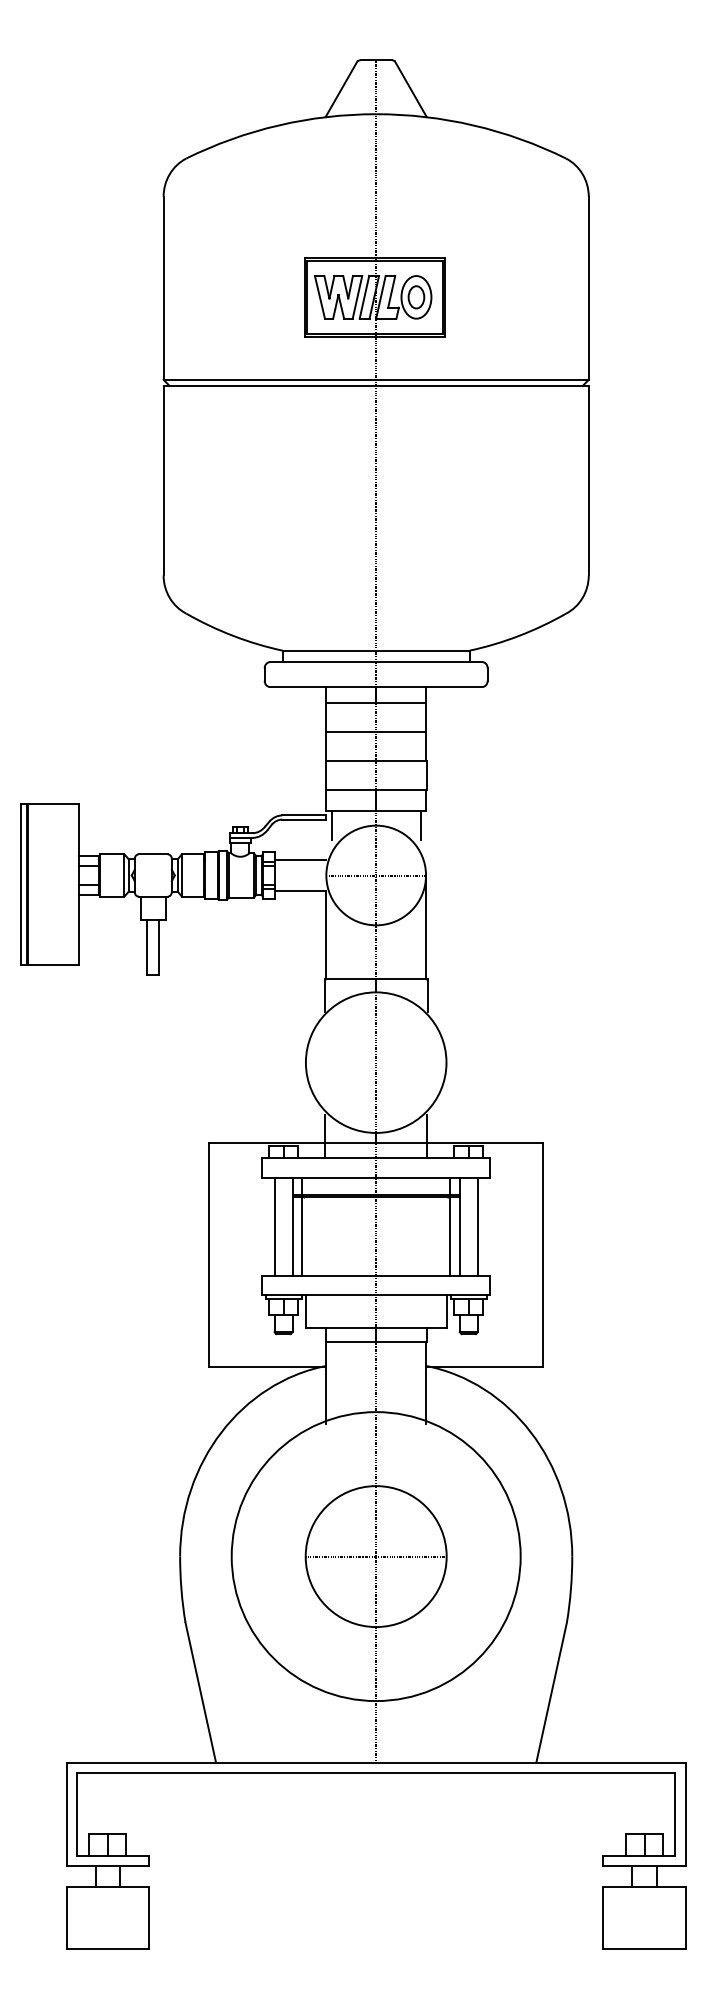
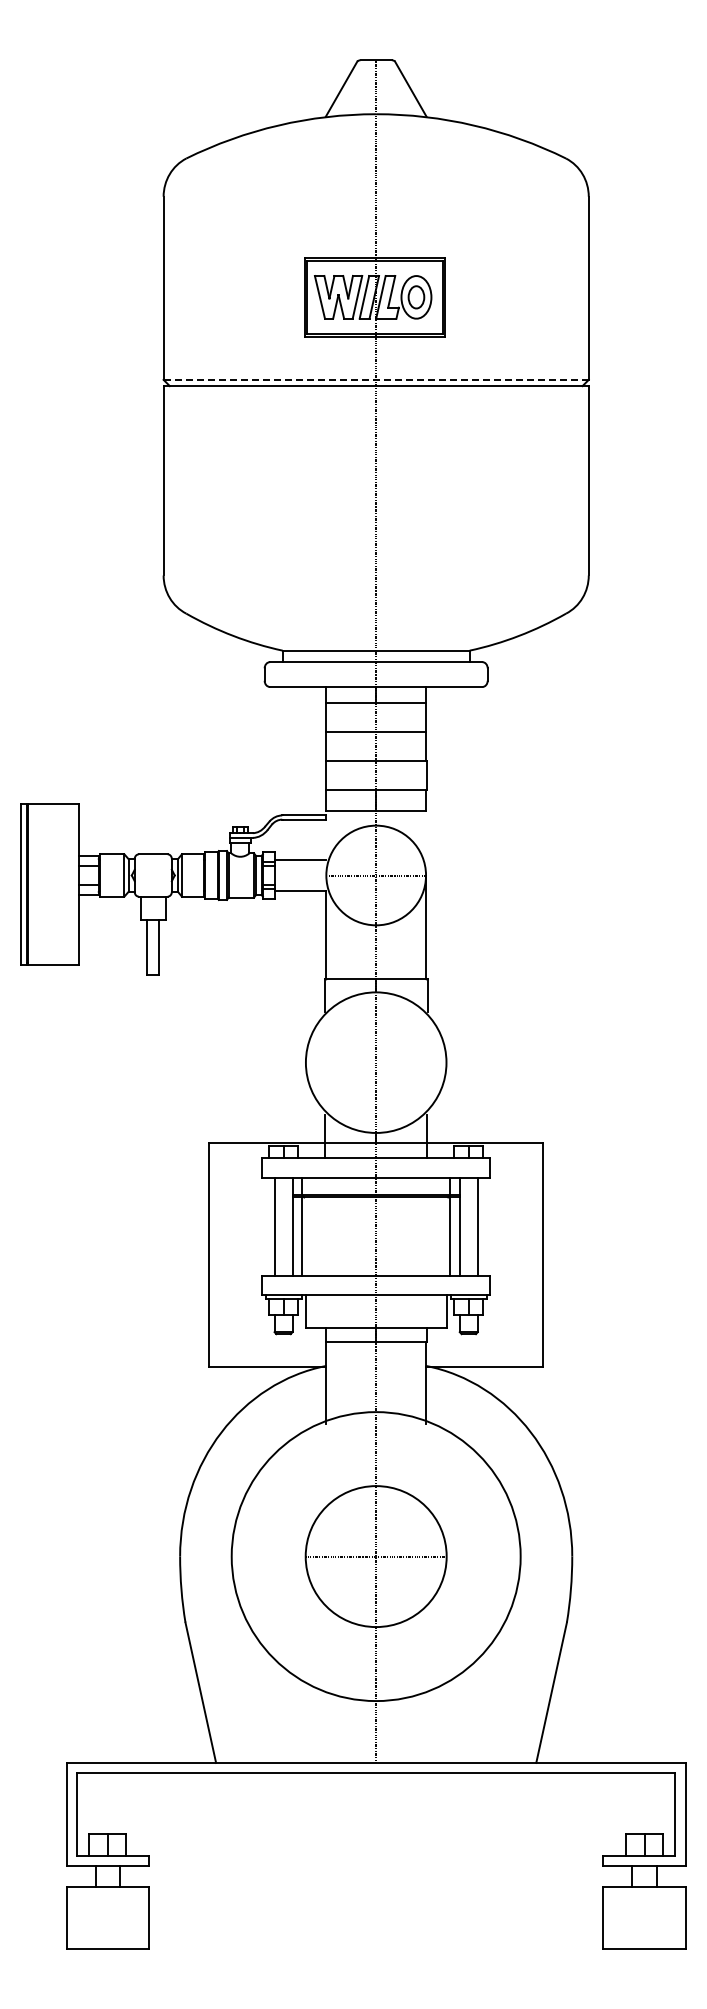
line: solid -> dashed (376, 379)
line: present -> none (331, 825)
line: present -> none (420, 825)
